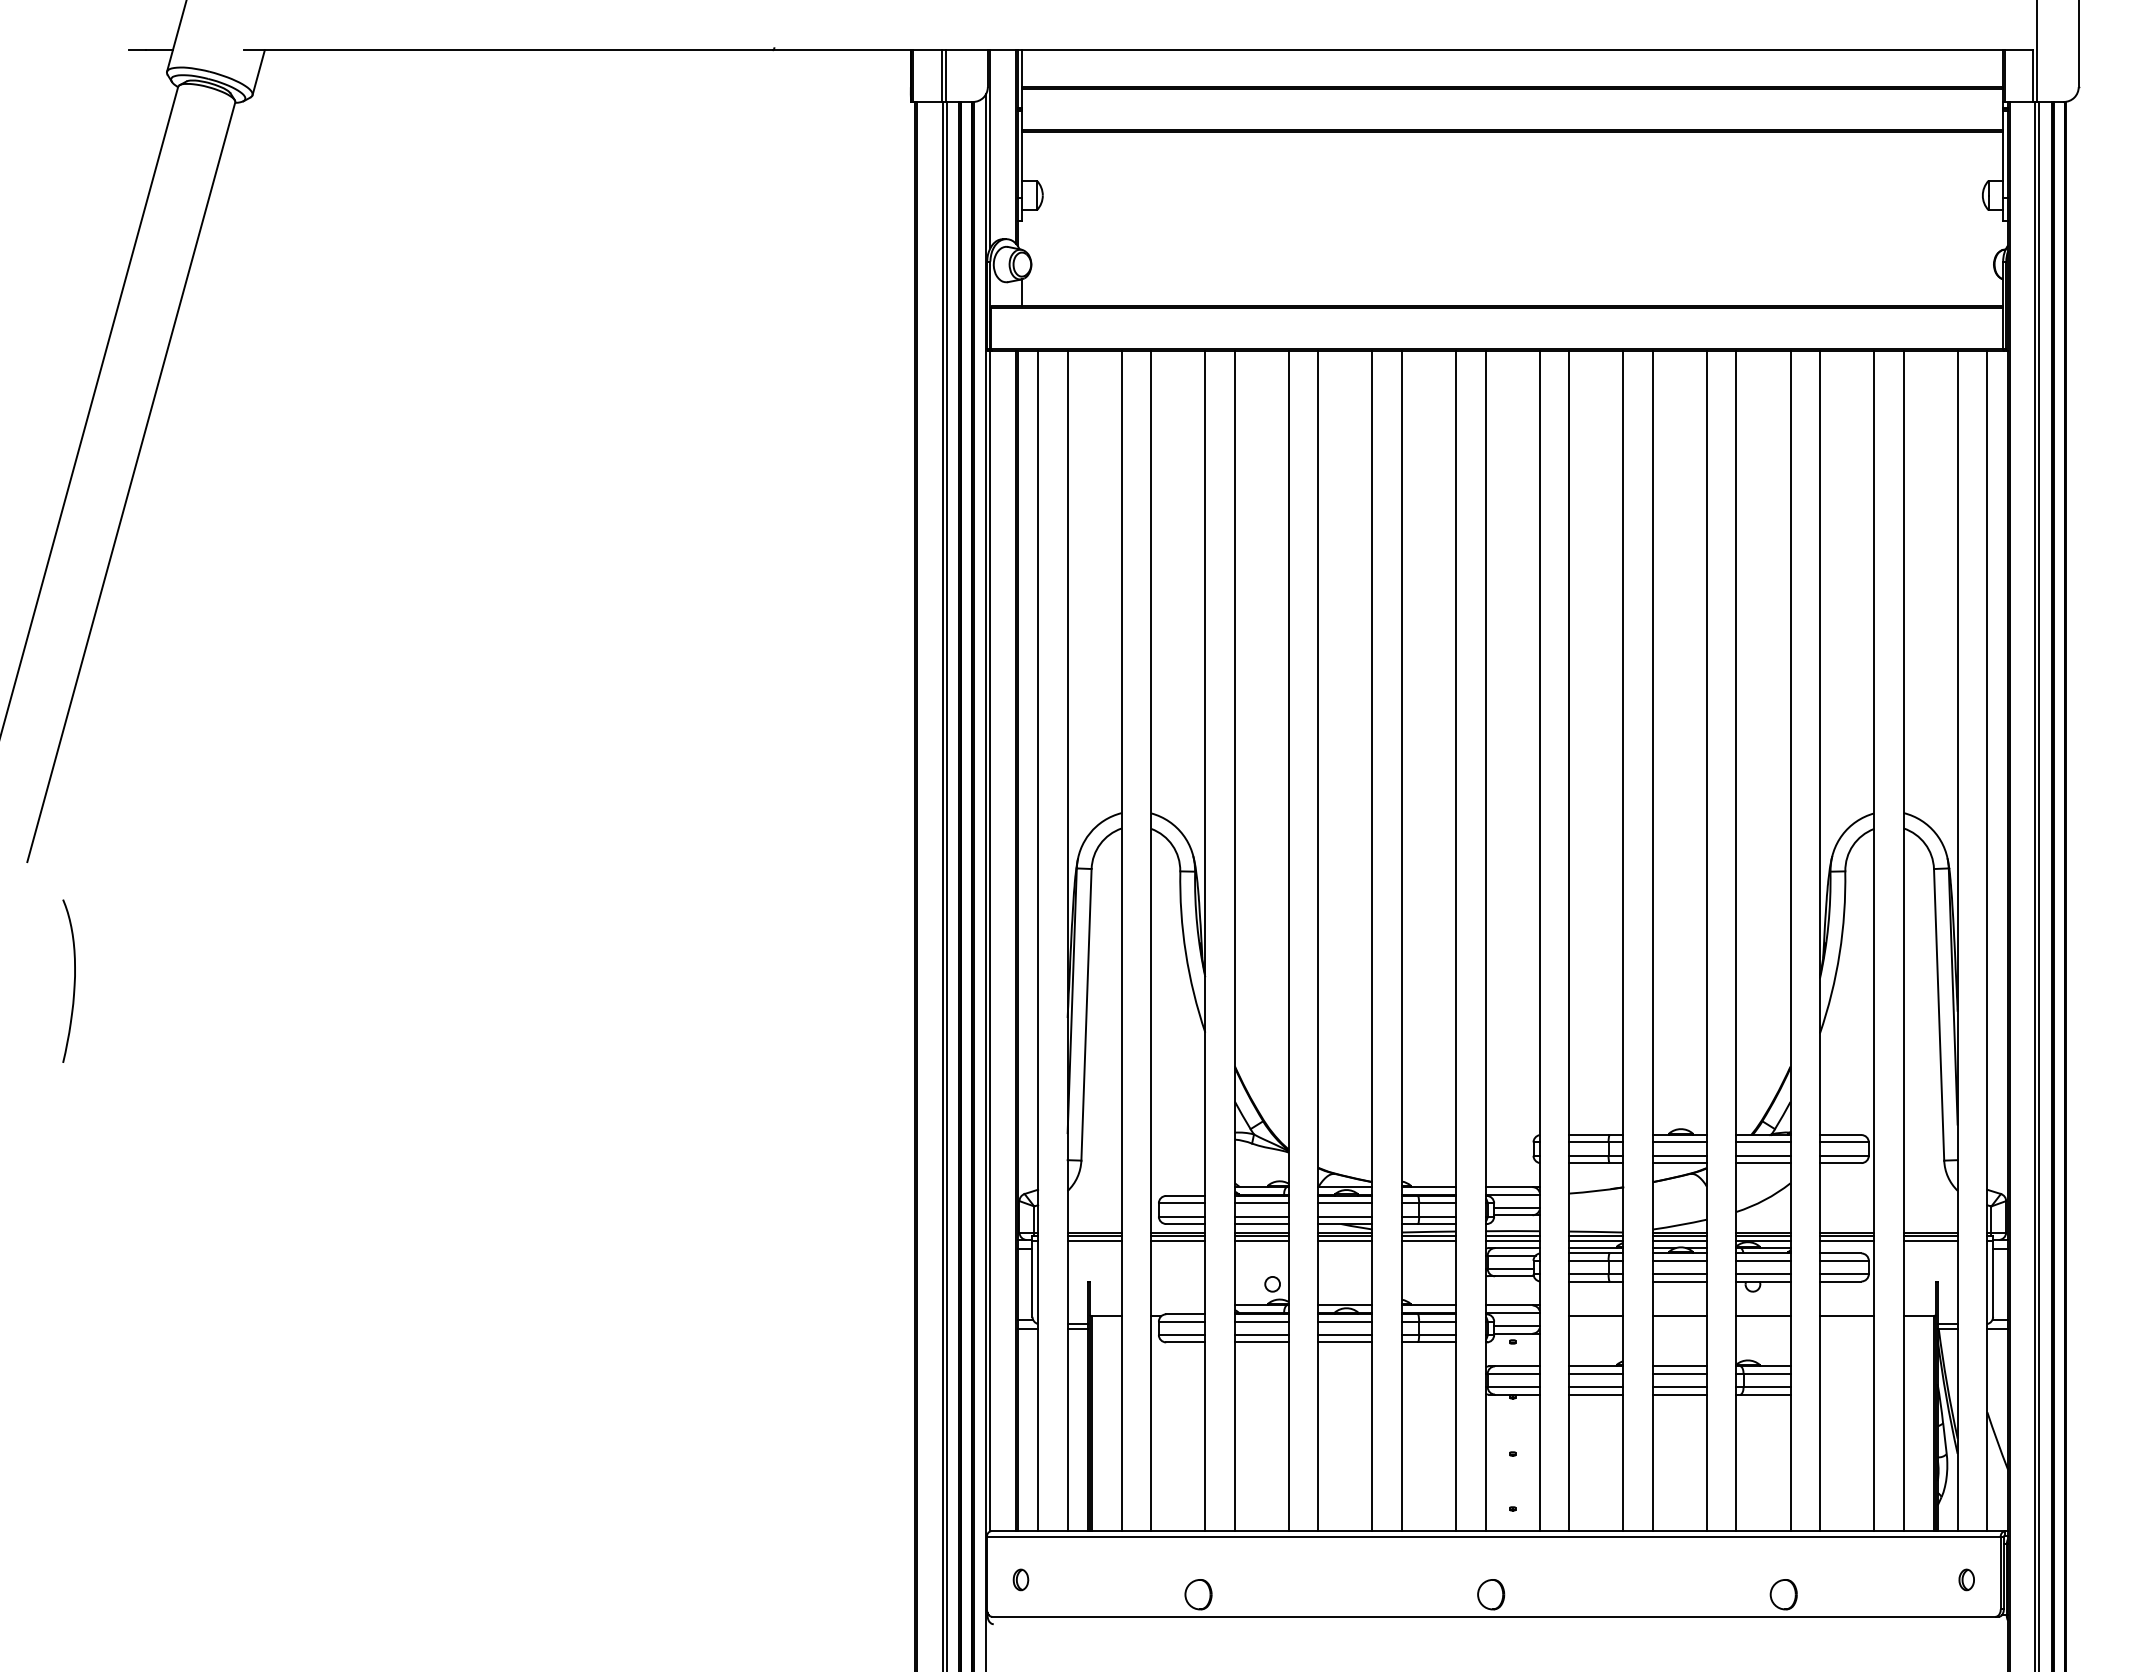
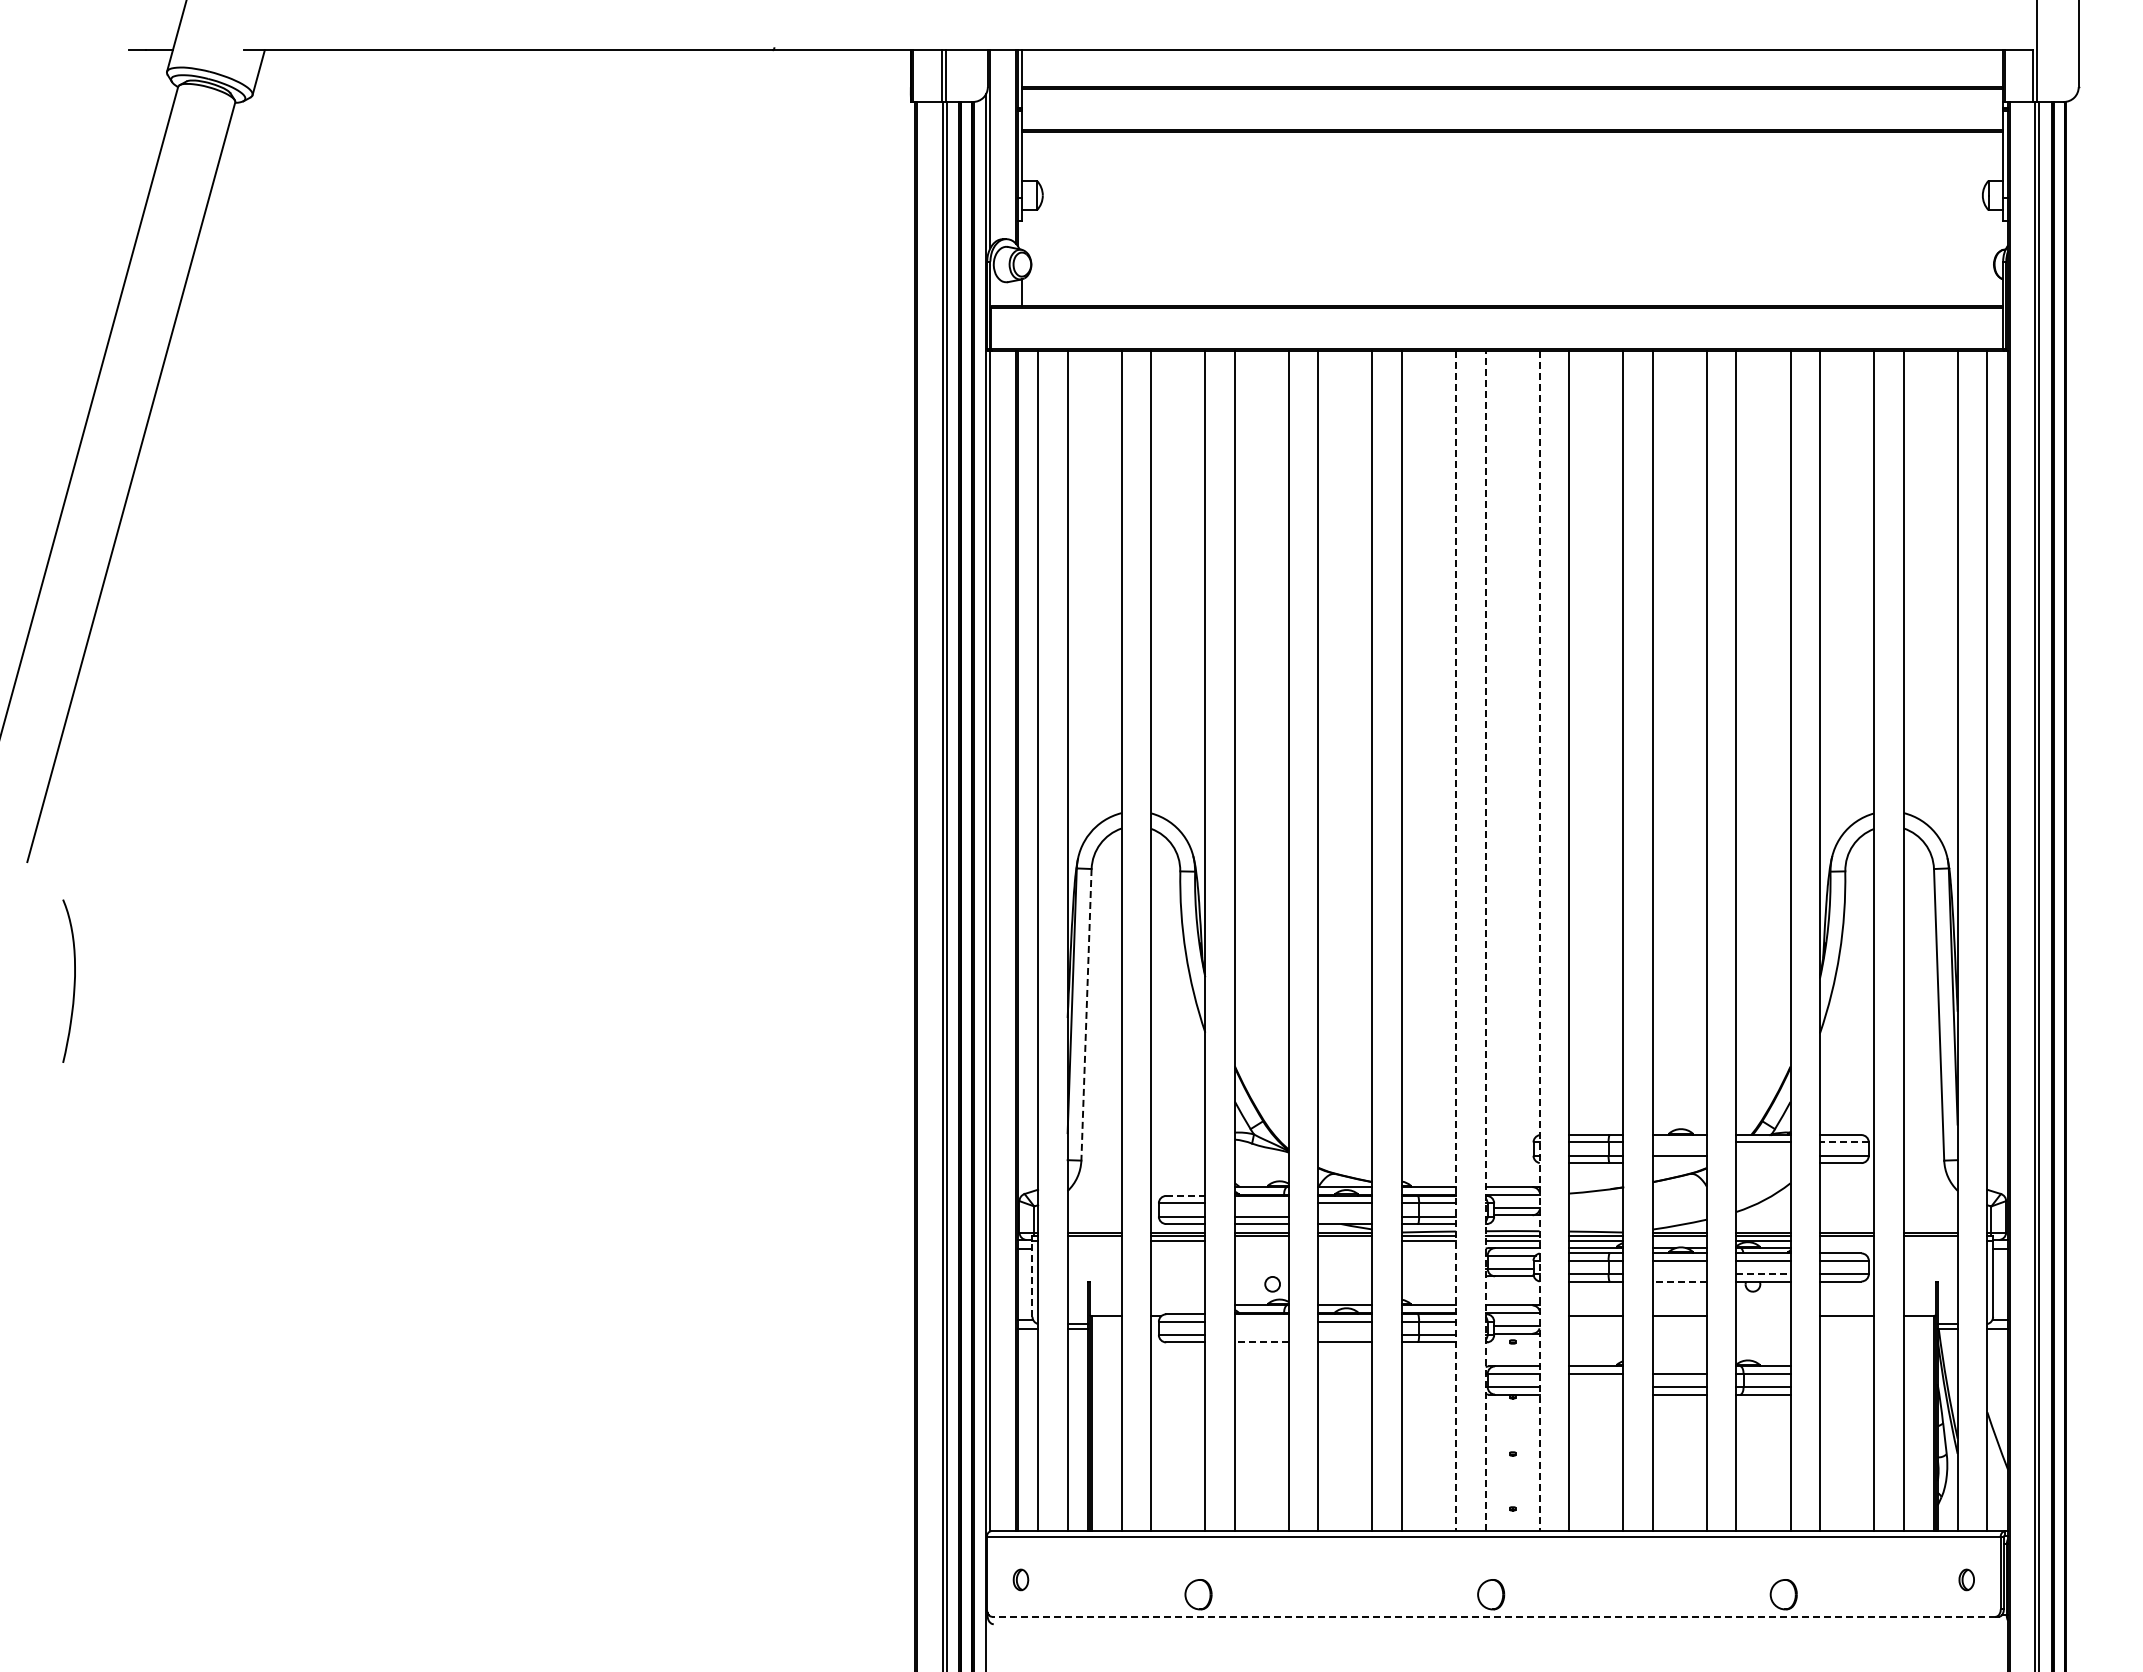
line: solid -> dashed (1485, 940)
line: solid -> dashed (1456, 941)
line: solid -> dashed (1539, 941)
line: solid -> dashed (1086, 1014)
line: present -> none (1679, 1142)
line: solid -> dashed (1843, 1142)
line: present -> none (1763, 1155)
line: present -> none (1679, 1163)
line: present -> none (1763, 1163)
line: solid -> dashed (1185, 1195)
line: present -> none (1261, 1203)
line: present -> none (1345, 1216)
line: present -> none (1094, 1241)
line: present -> none (1261, 1241)
line: present -> none (1345, 1241)
line: present -> none (1679, 1241)
line: present -> none (1847, 1241)
line: present -> none (1930, 1241)
line: present -> none (1679, 1274)
line: solid -> dashed (1763, 1274)
line: solid -> dashed (1032, 1279)
line: solid -> dashed (1679, 1281)
line: present -> none (1763, 1316)
line: present -> none (1261, 1321)
line: present -> none (1261, 1335)
line: present -> none (1345, 1335)
line: solid -> dashed (1261, 1342)
line: present -> none (1679, 1366)
line: present -> none (1596, 1387)
line: present -> none (1596, 1394)
line: solid -> dashed (1493, 1616)
